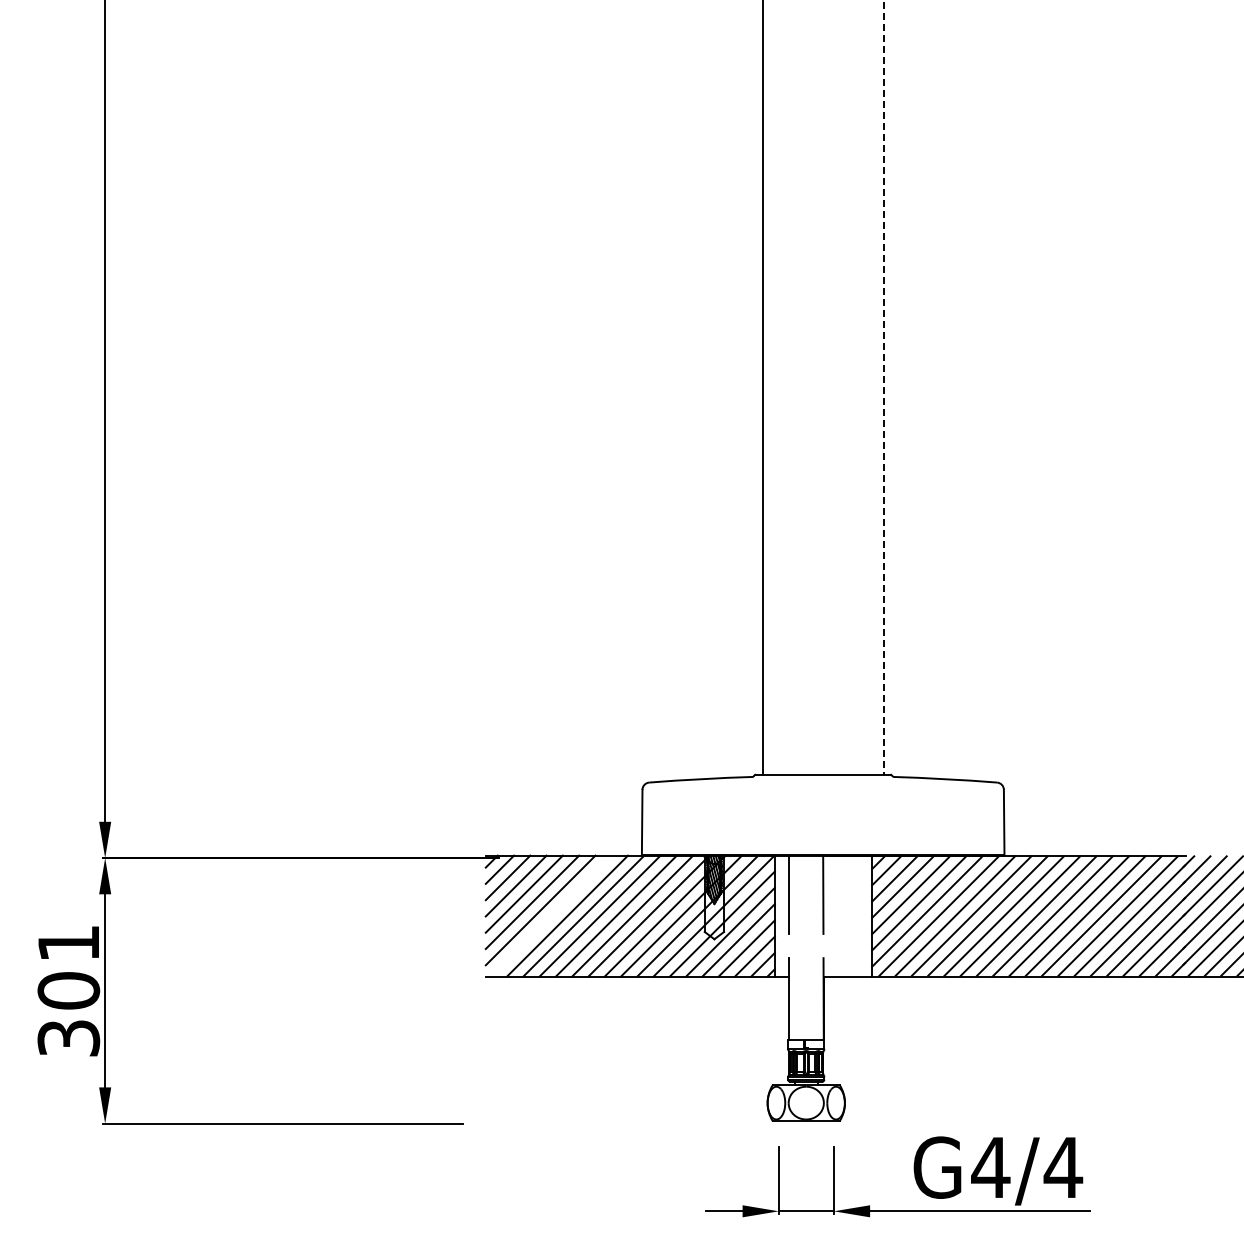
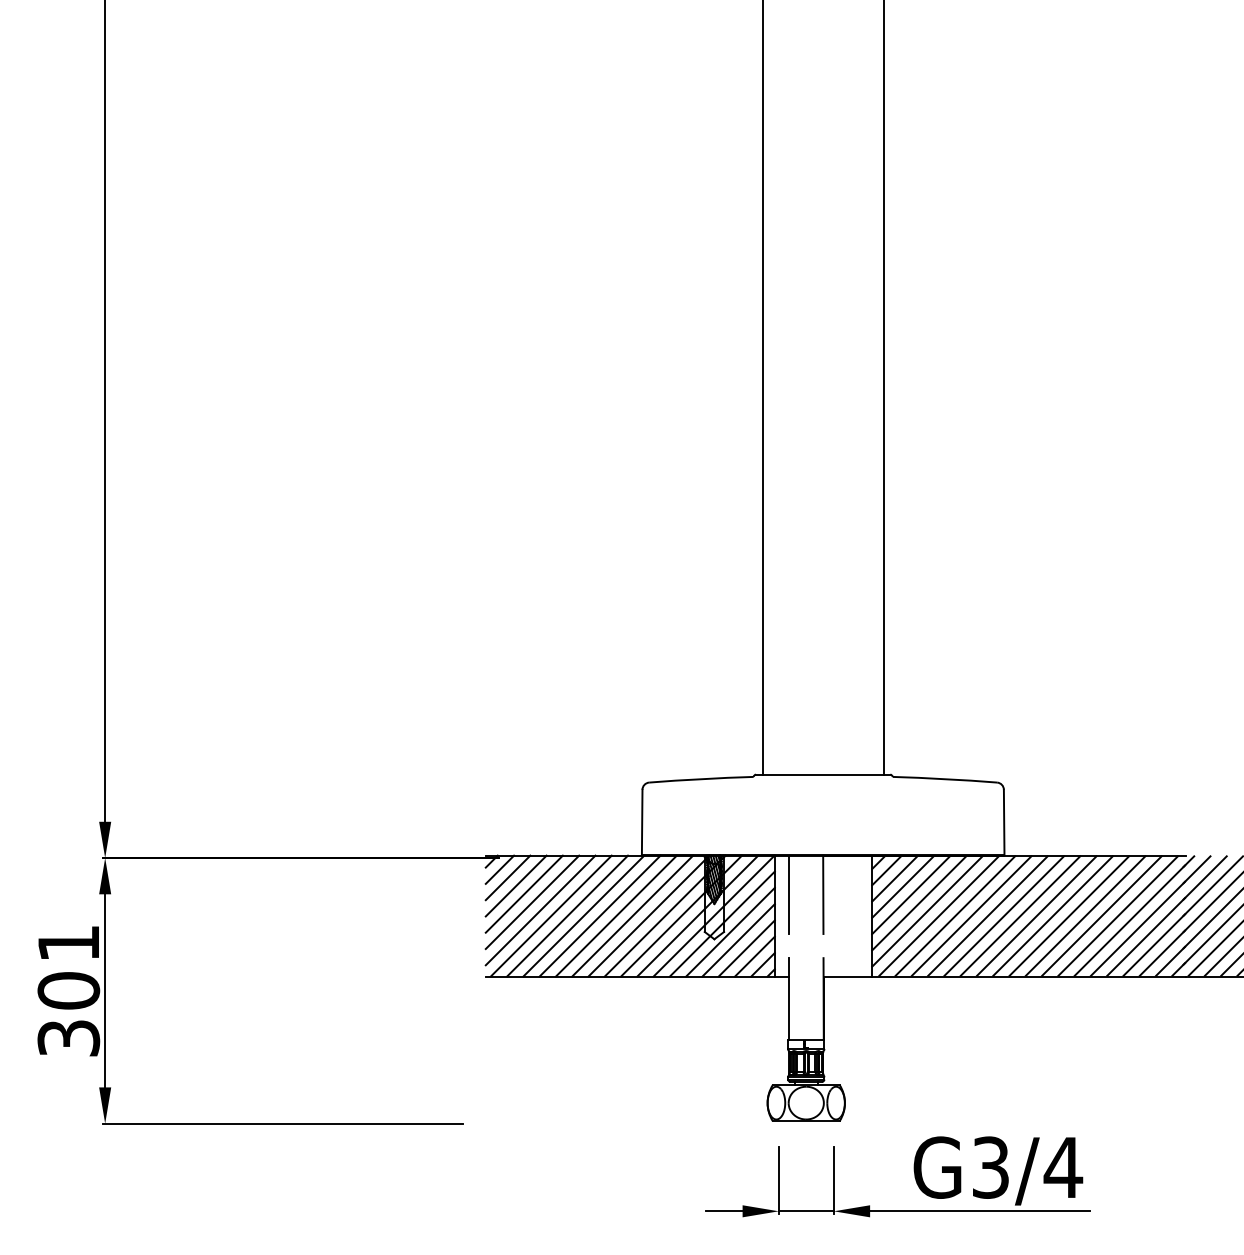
line: dashed -> solid (883, 387)
line: none -> present (550, 915)
text: G4/4 -> G3/4 (990, 1167)
